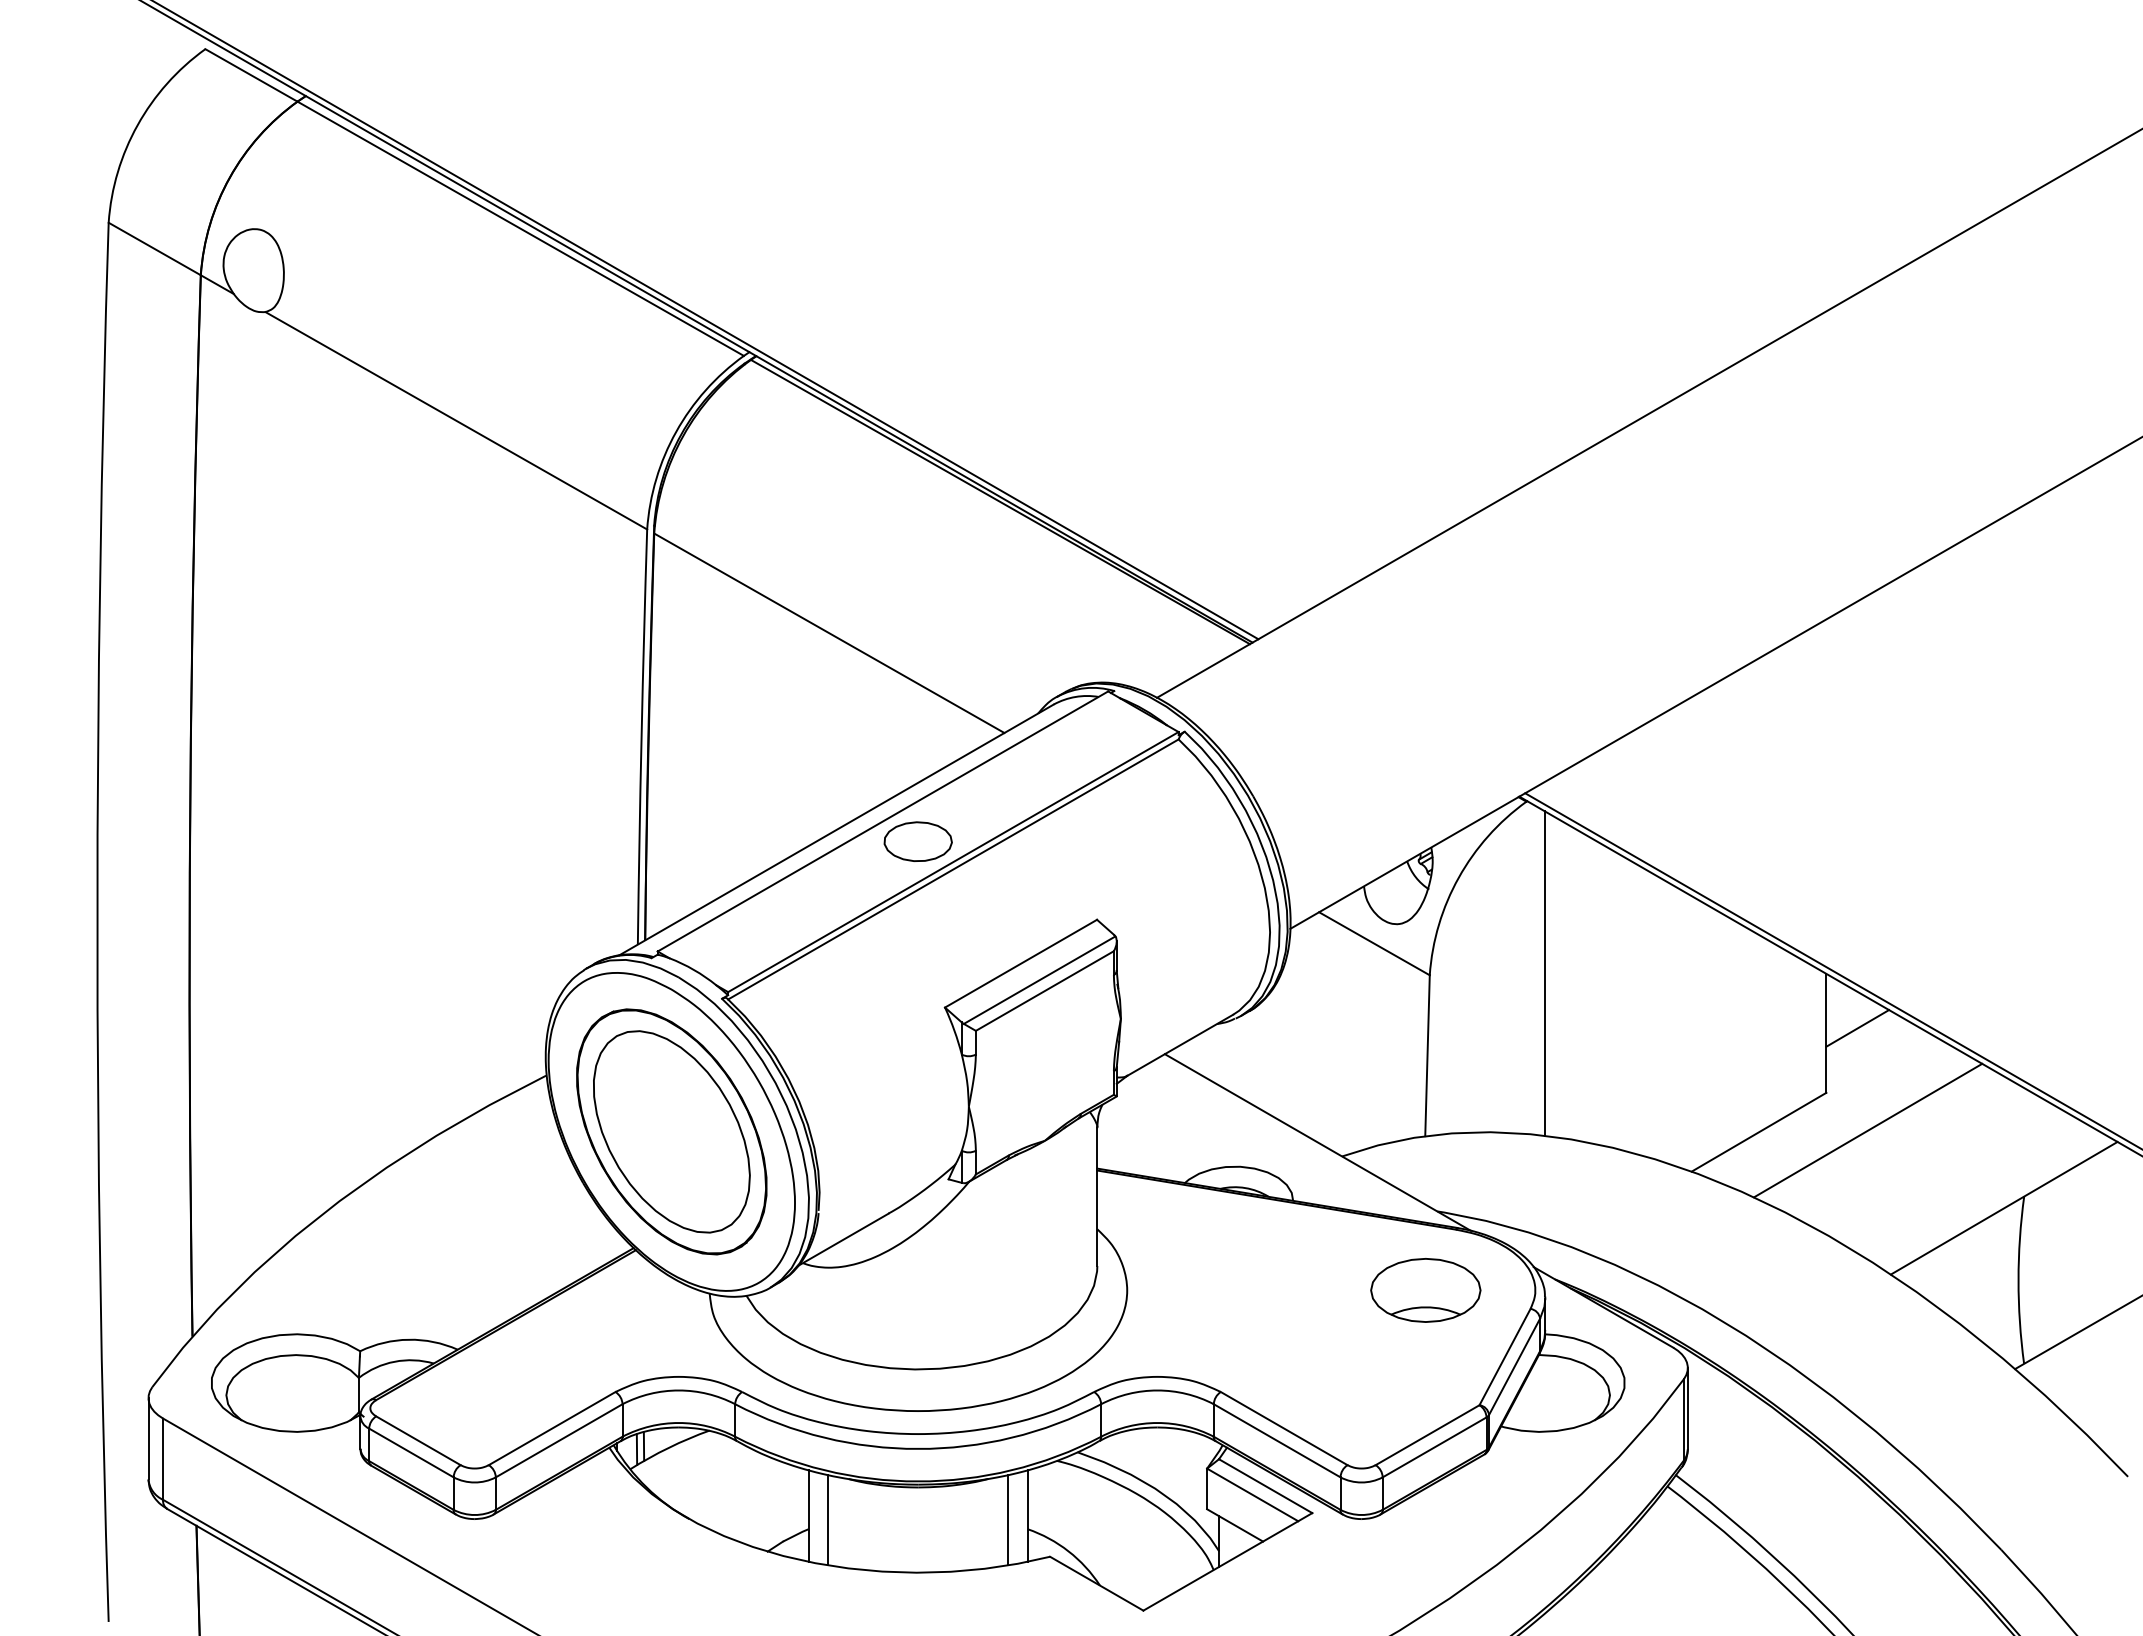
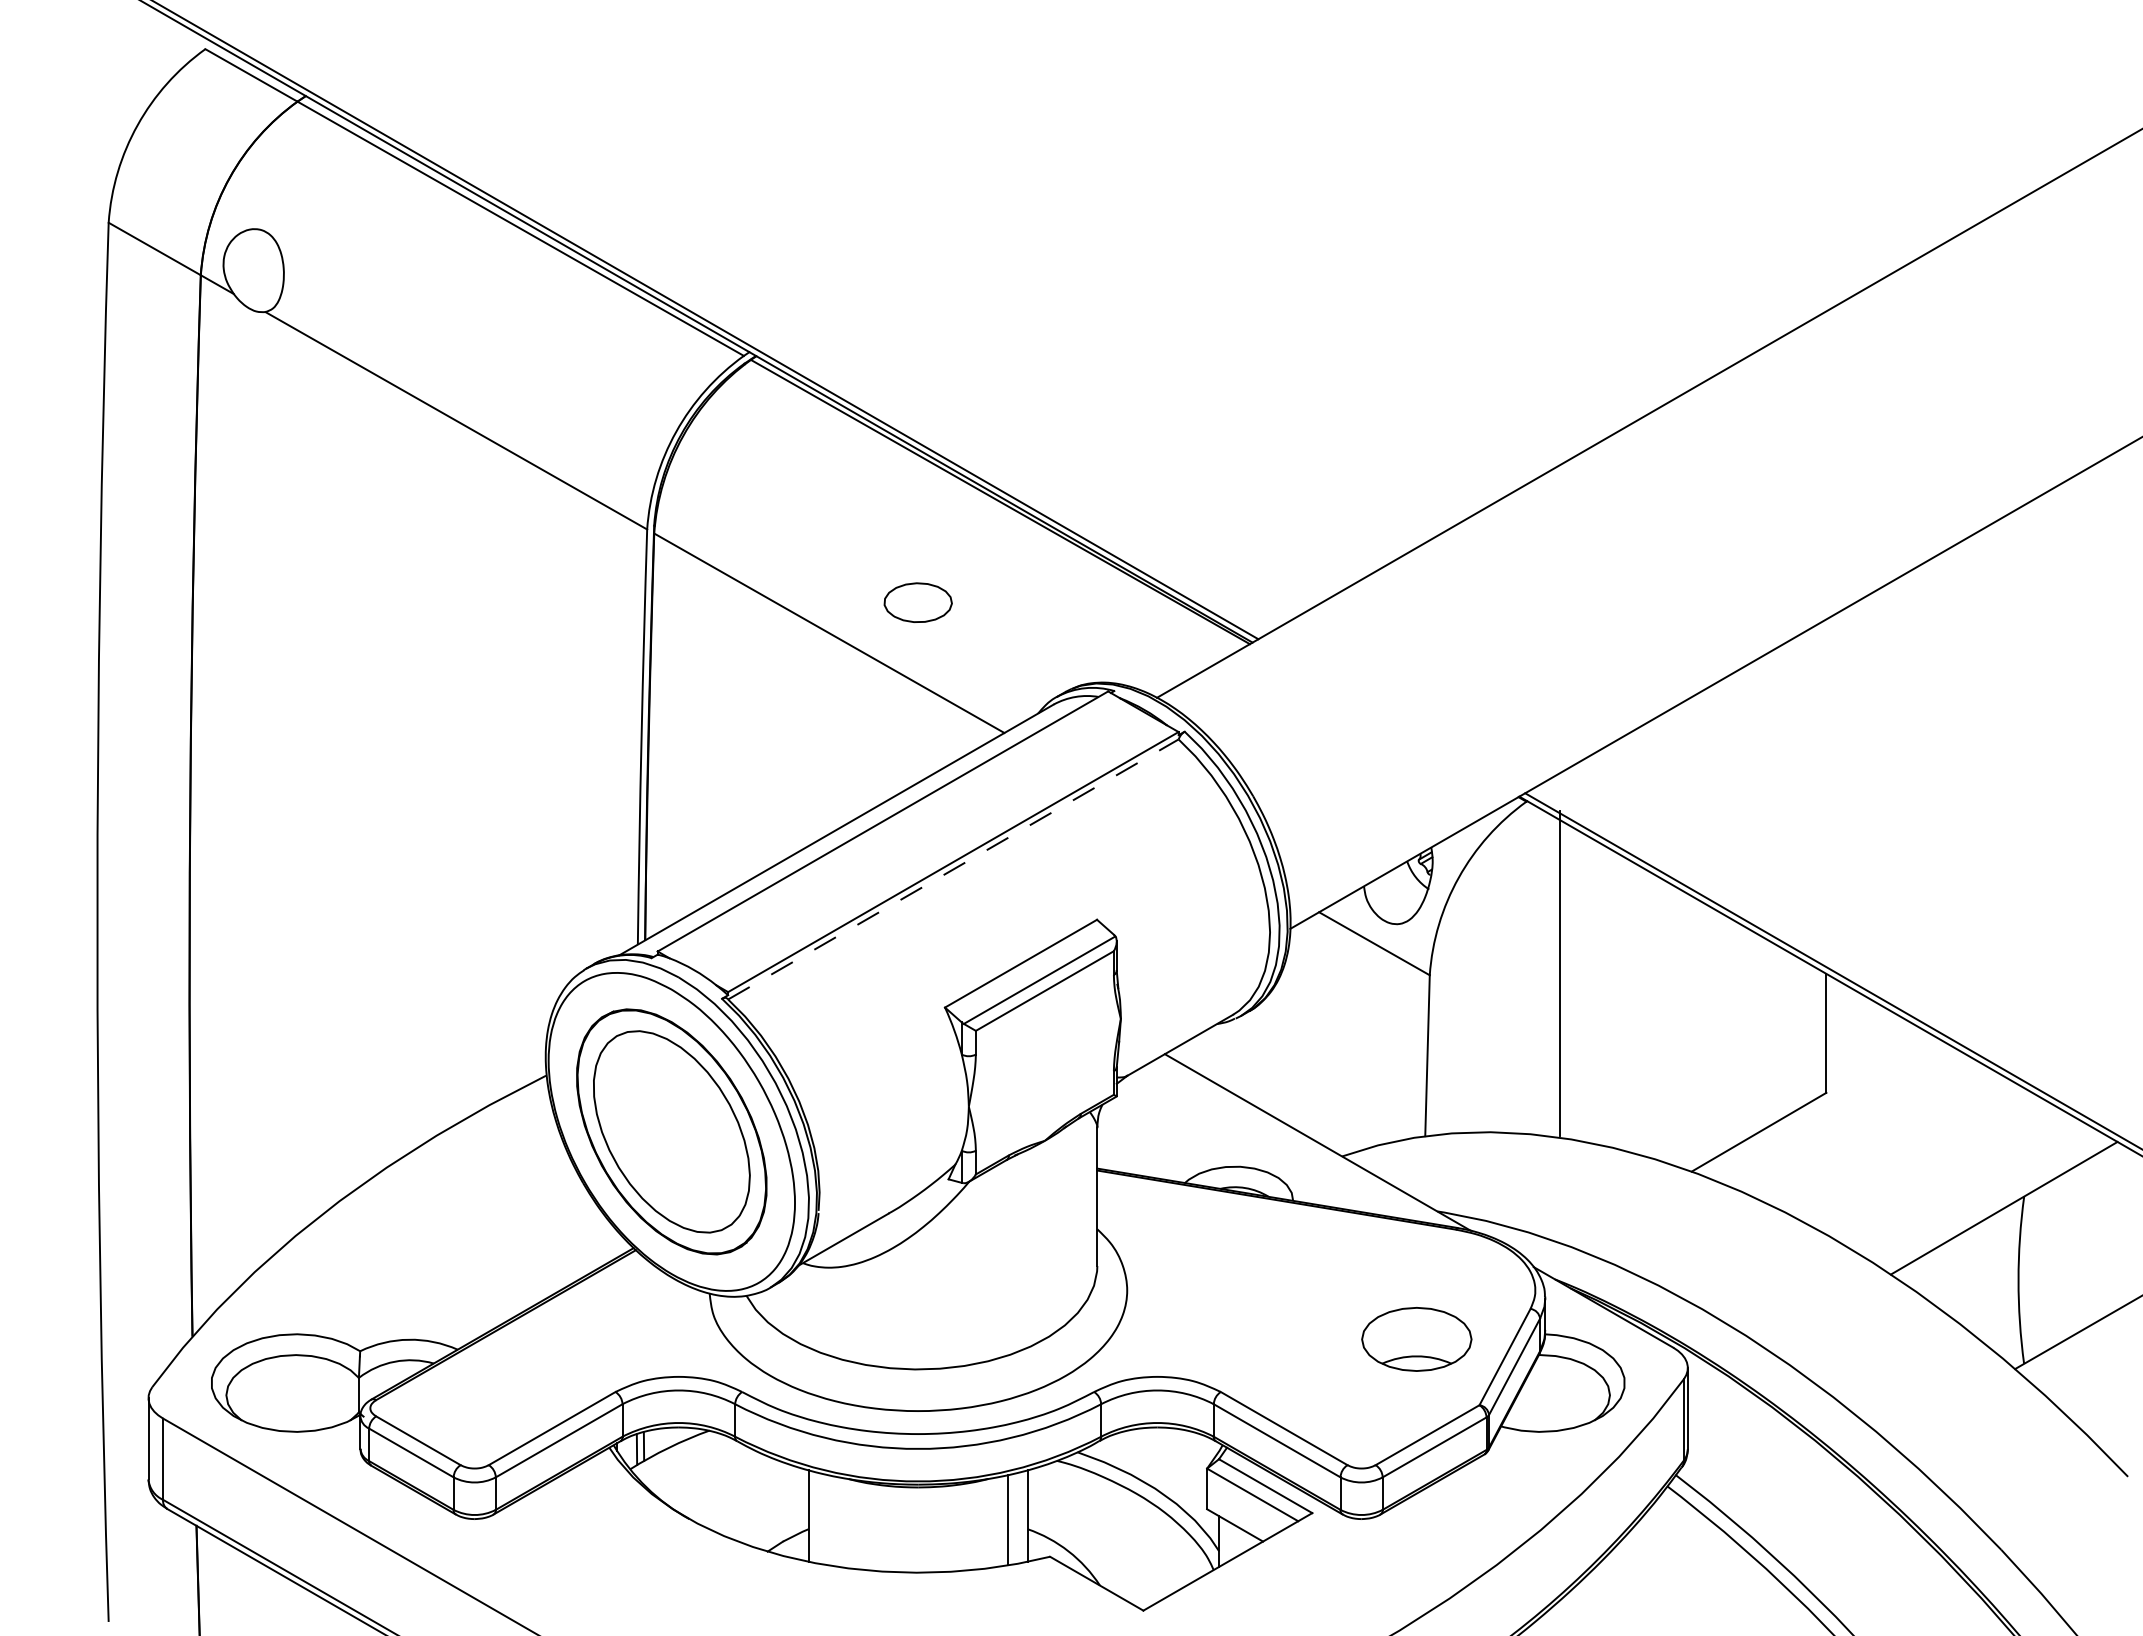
part position: (917, 841) -> (917, 602) (917, 602)
line: solid -> dashed (953, 869)
line position: (1544, 973) -> (1559, 973) (1559, 973)
line: present -> none (1857, 1028)
line: present -> none (1868, 1130)
part position: (1425, 1290) -> (1416, 1339) (1416, 1339)
line: present -> none (828, 1520)
